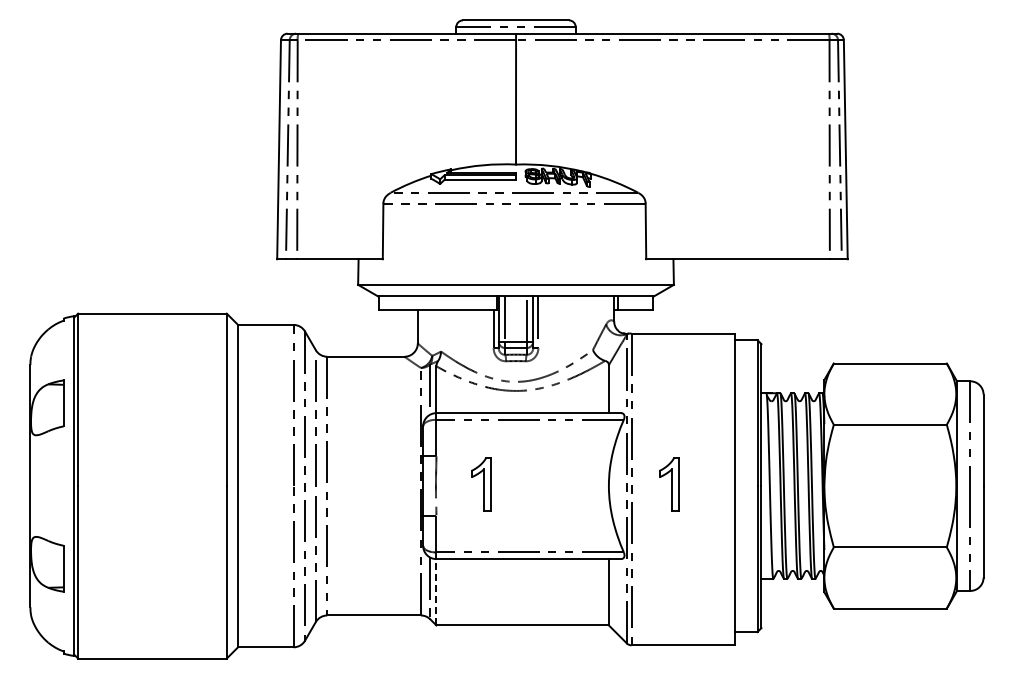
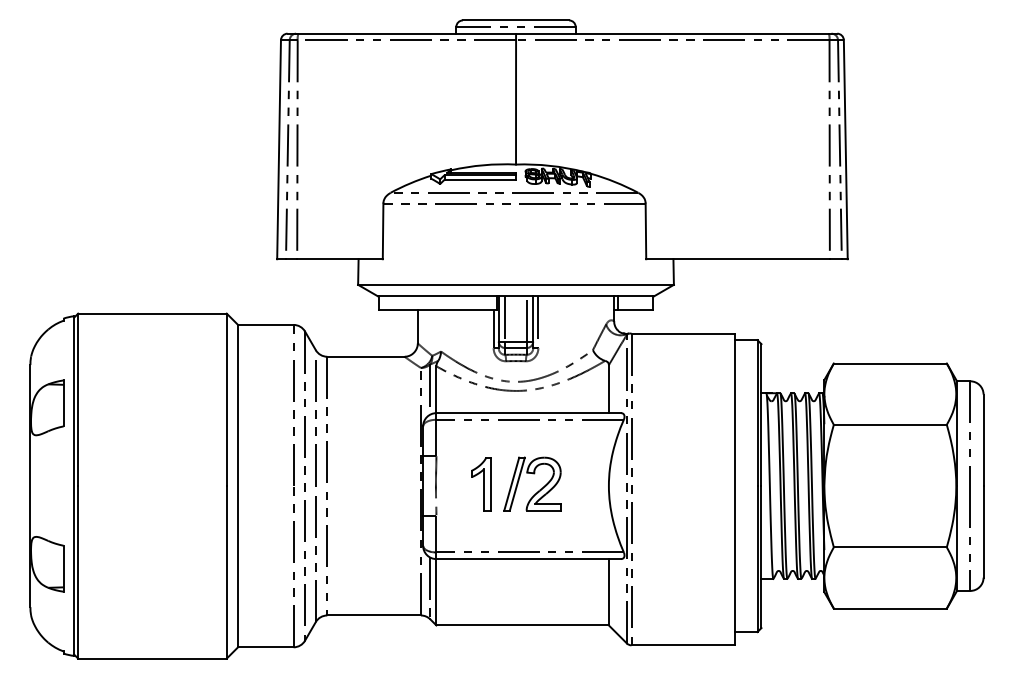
part: none -> present (533, 474)
part: present -> none (669, 484)
line: dashed -> solid (436, 591)
